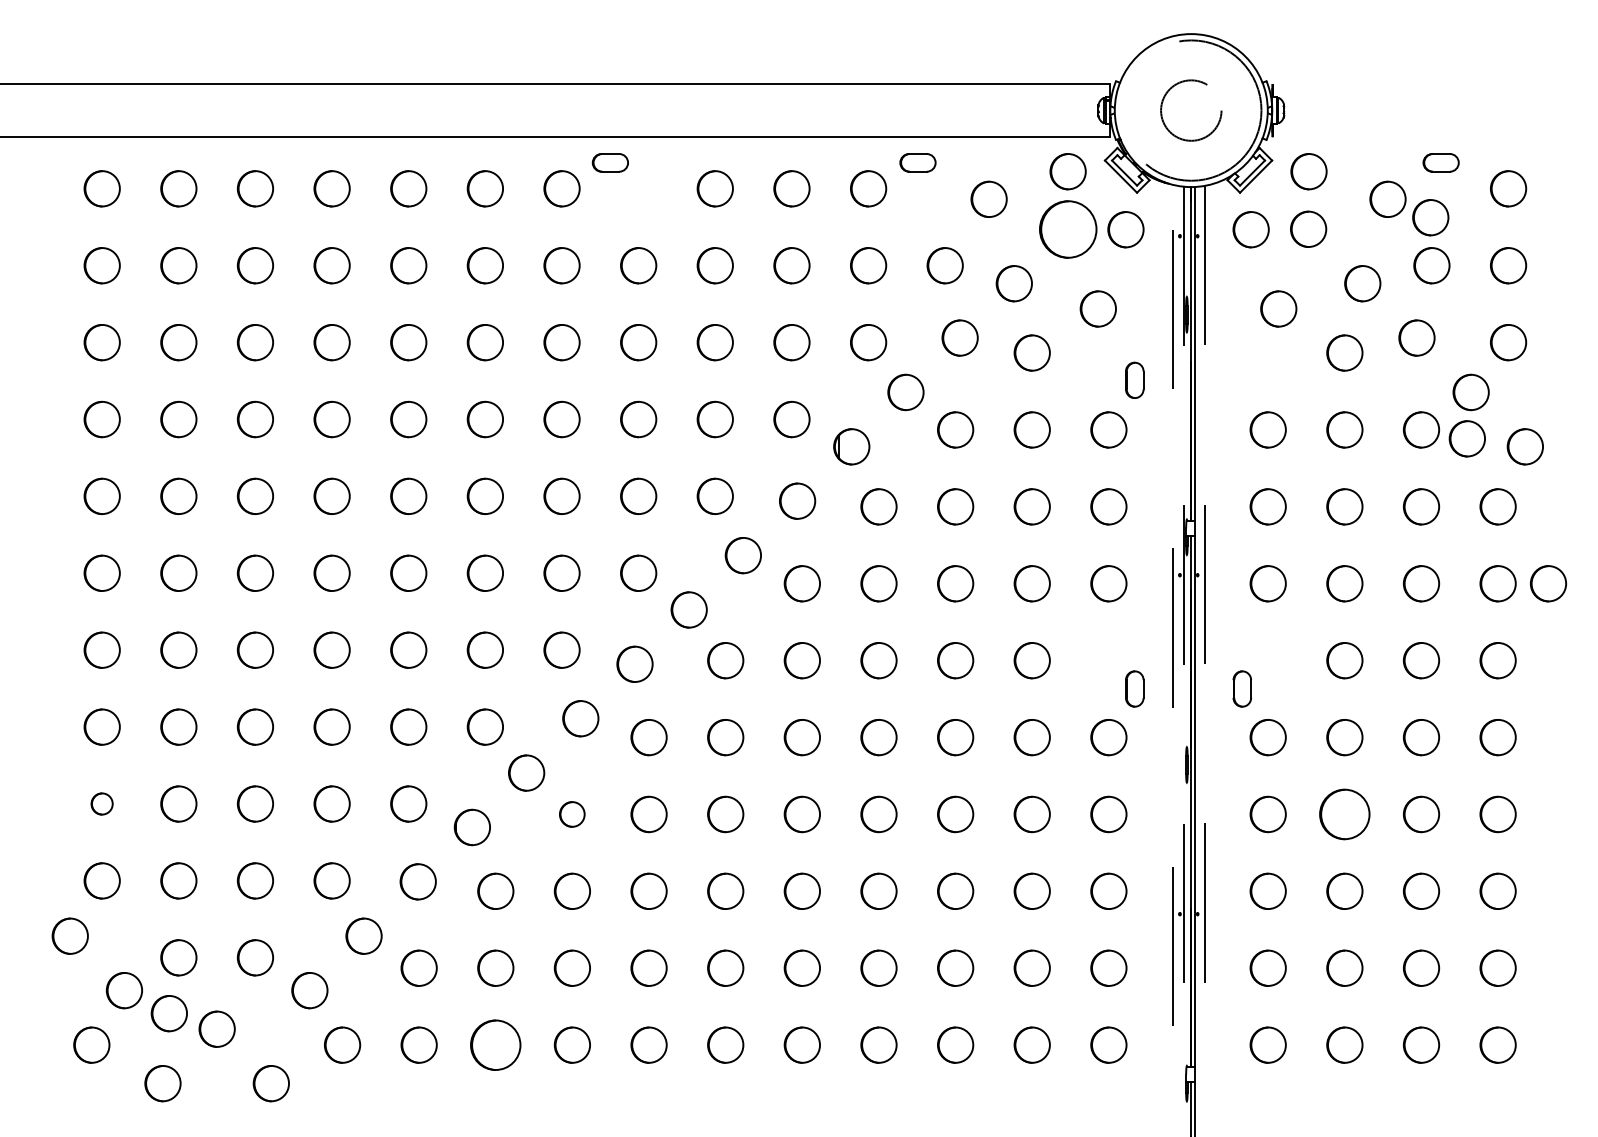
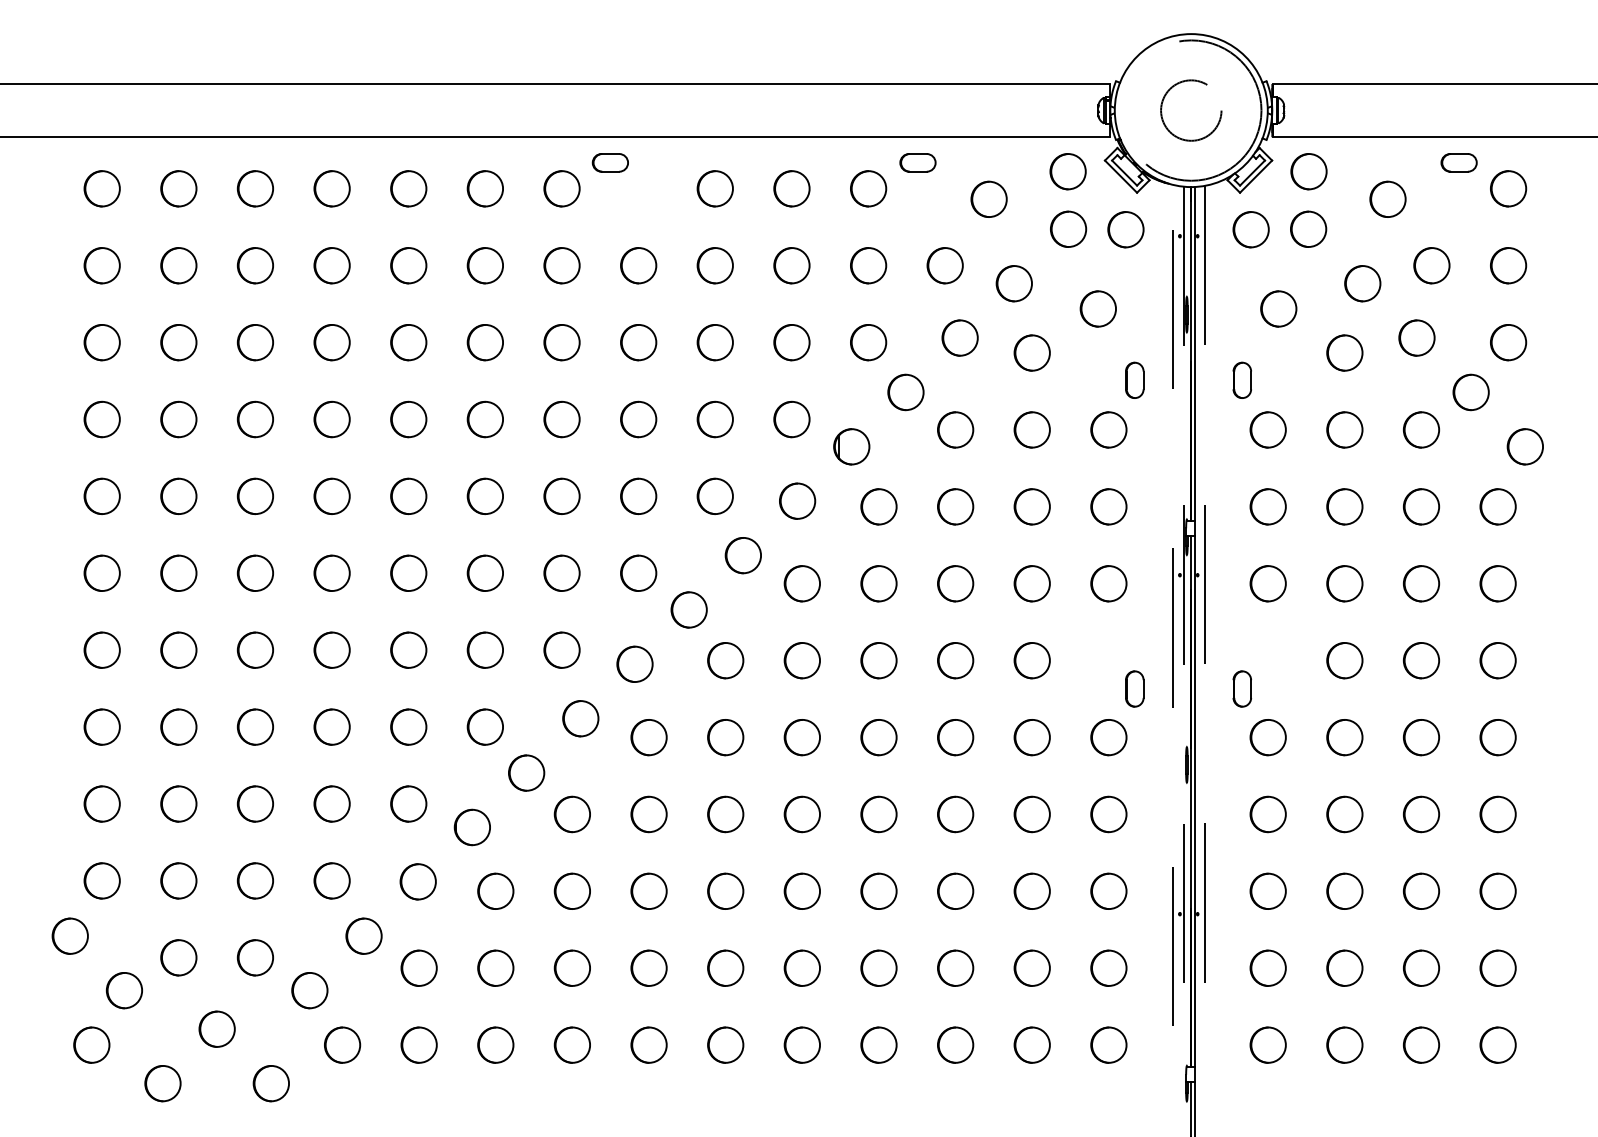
line: none -> present (1433, 83)
line: none -> present (1433, 137)
part position: (1440, 162) -> (1458, 162) (1458, 162)
circle: present -> none (1430, 217)
circle size: 59x59 px -> 38x38 px (1068, 228)
part: none -> present (1241, 379)
circle: present -> none (1466, 438)
circle: present -> none (1548, 583)
circle size: 24x24 px -> 38x38 px (101, 803)
part size: 27x27 px -> 38x39 px (571, 814)
part size: 52x53 px -> 38x39 px (1344, 814)
circle: present -> none (168, 1013)
circle size: 52x52 px -> 38x38 px (495, 1044)
